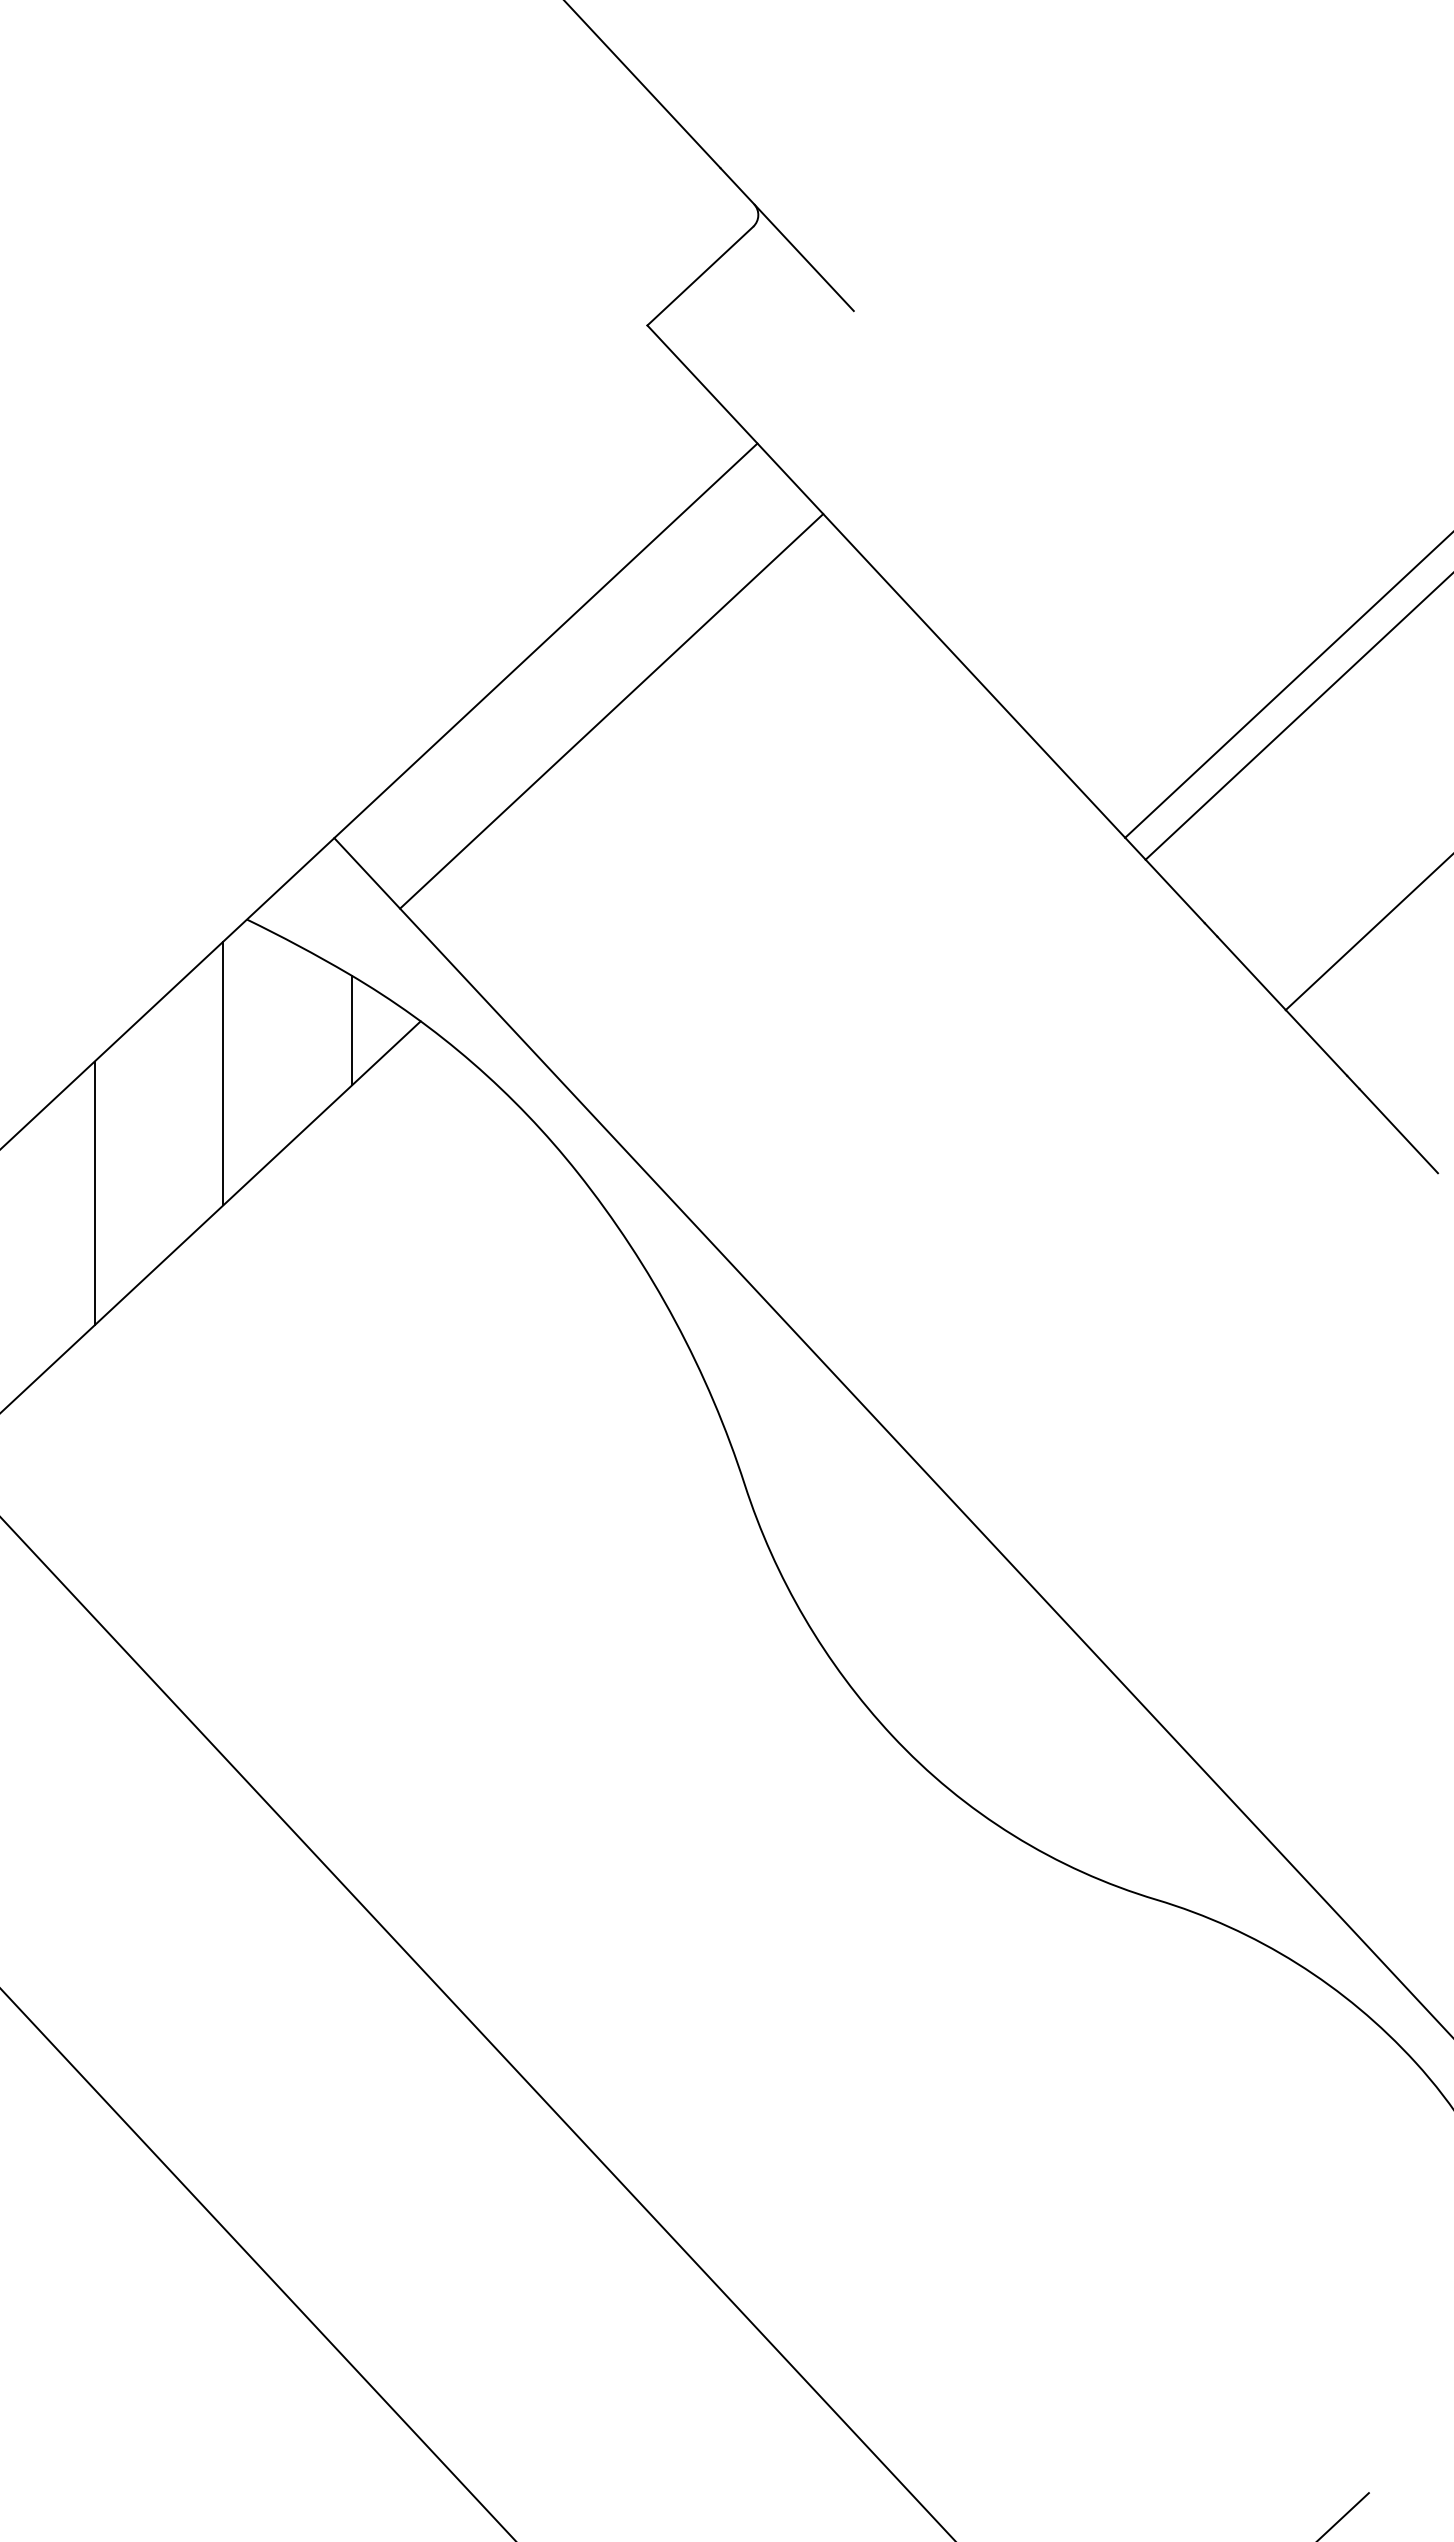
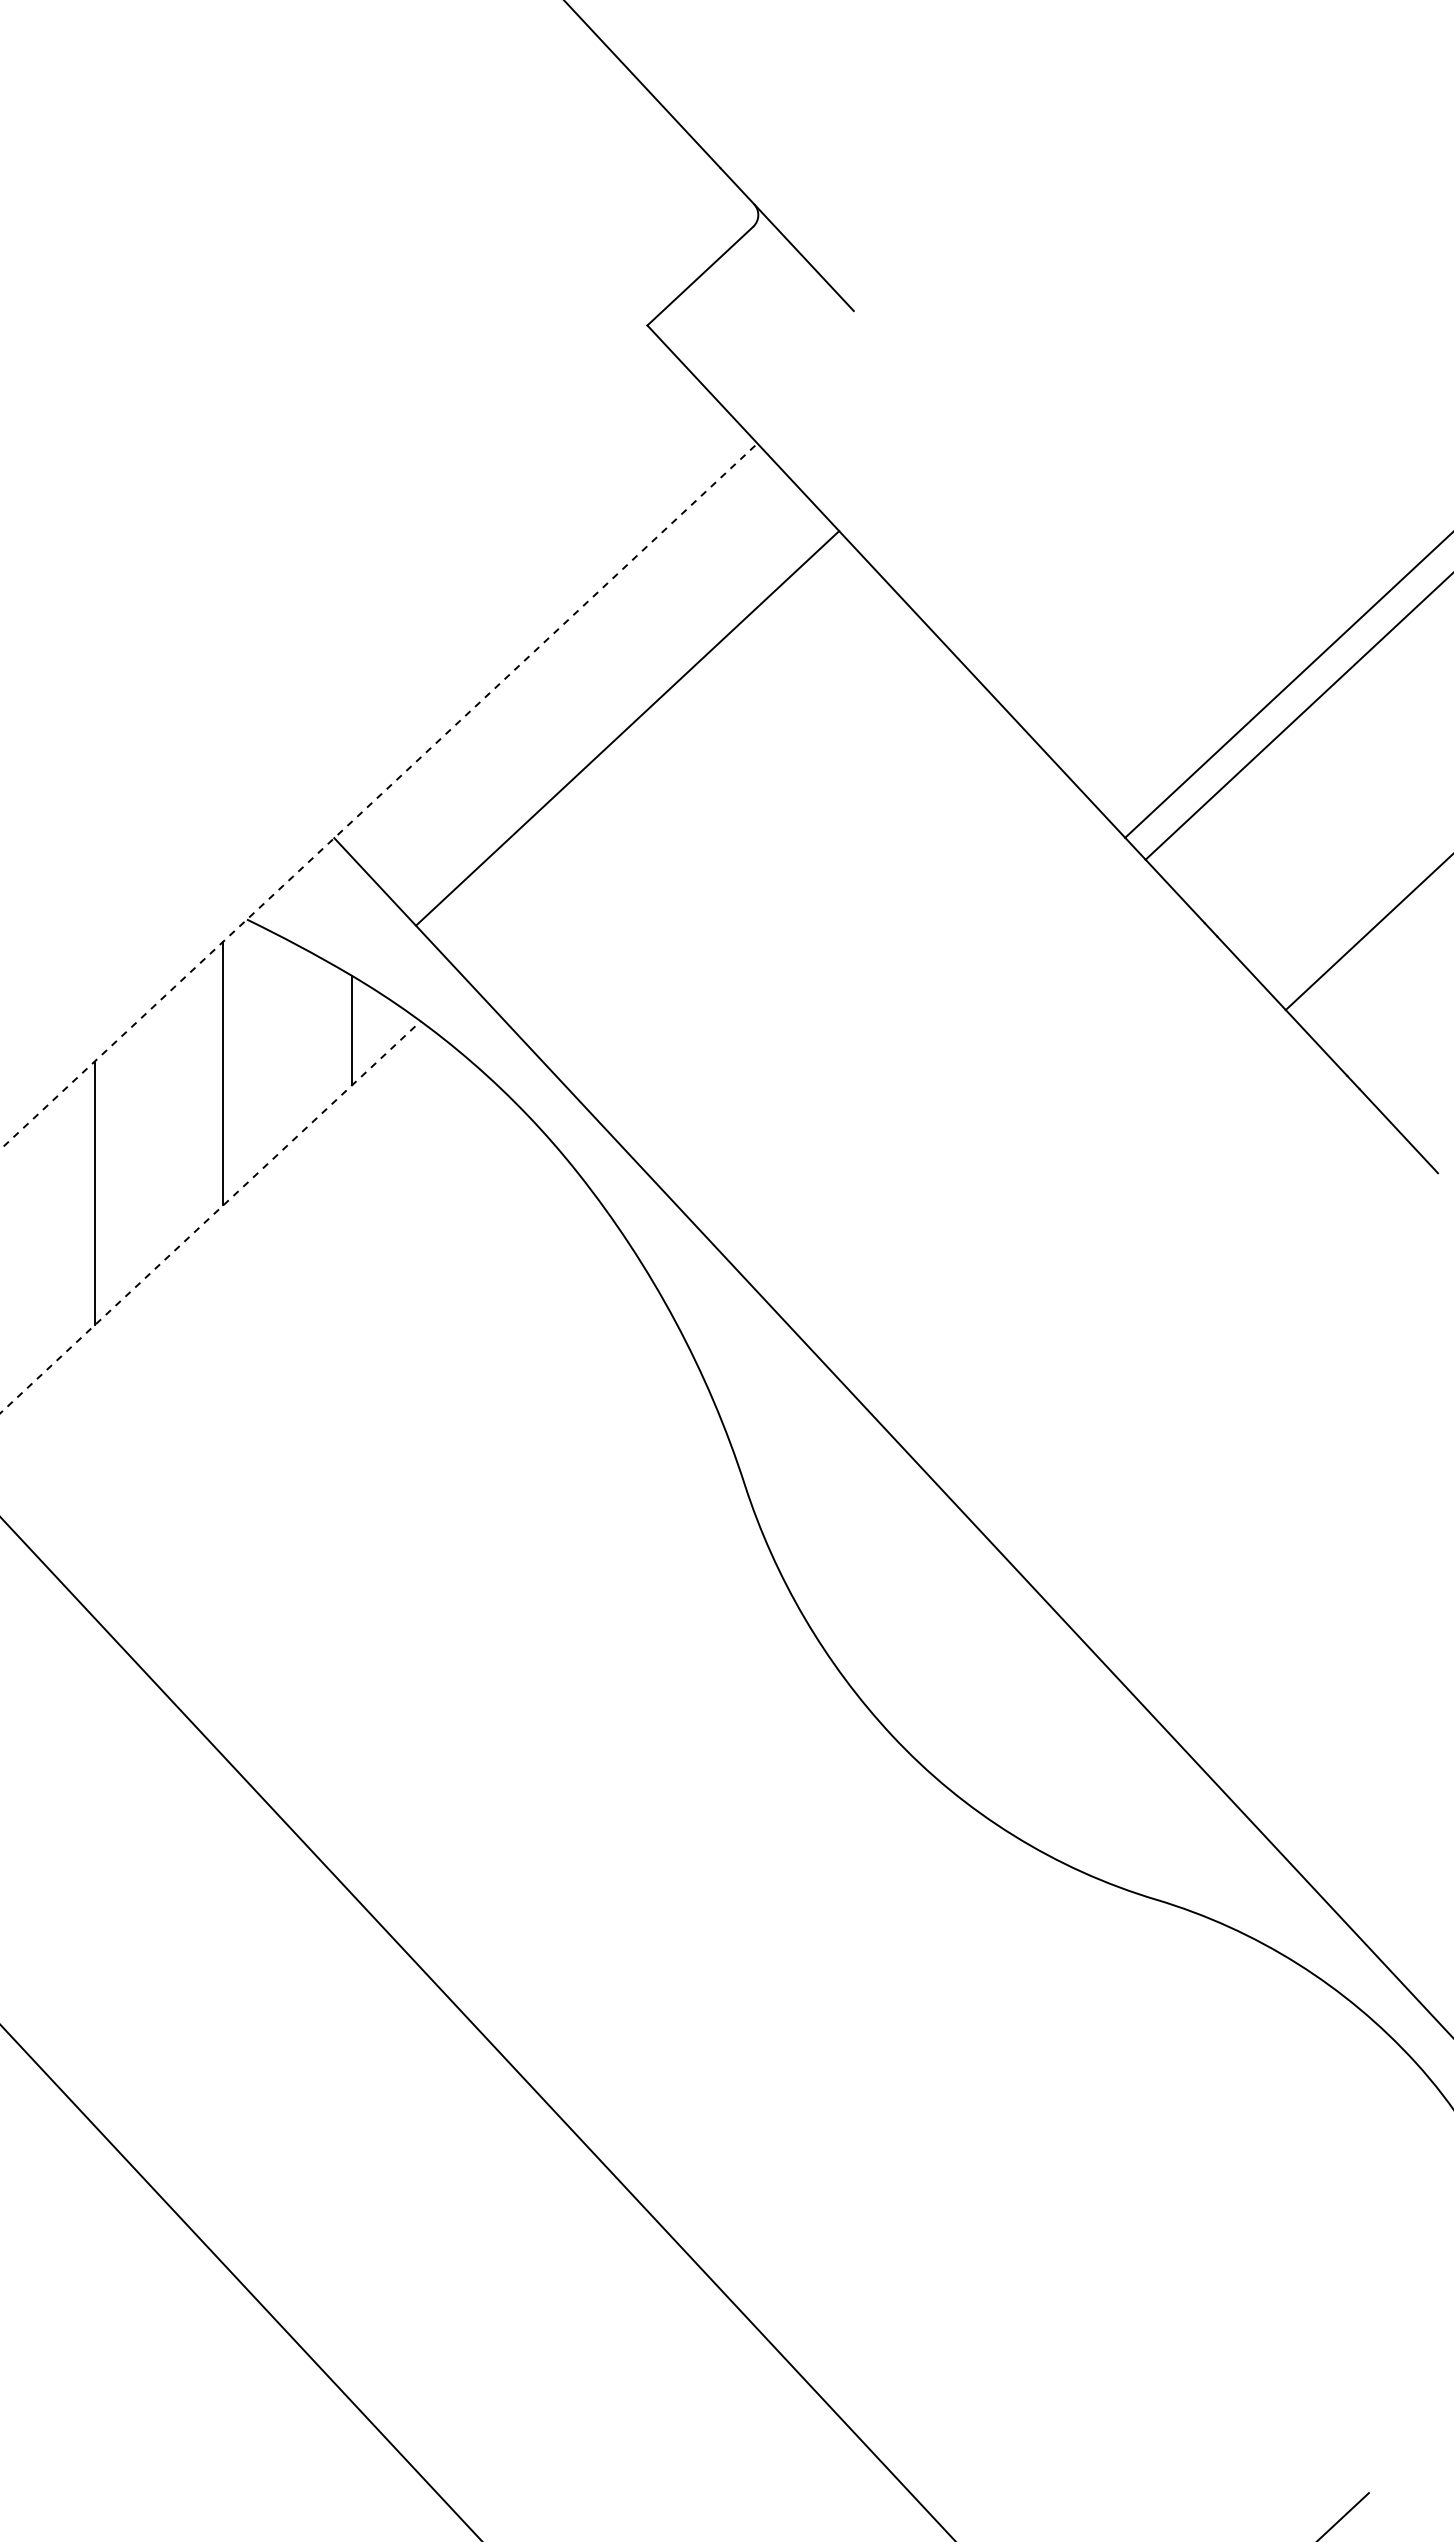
line position: (611, 711) -> (627, 728) (627, 728)
line: solid -> dashed (379, 796)
line: solid -> dashed (210, 1216)
line position: (257, 2264) -> (240, 2282) (240, 2282)
